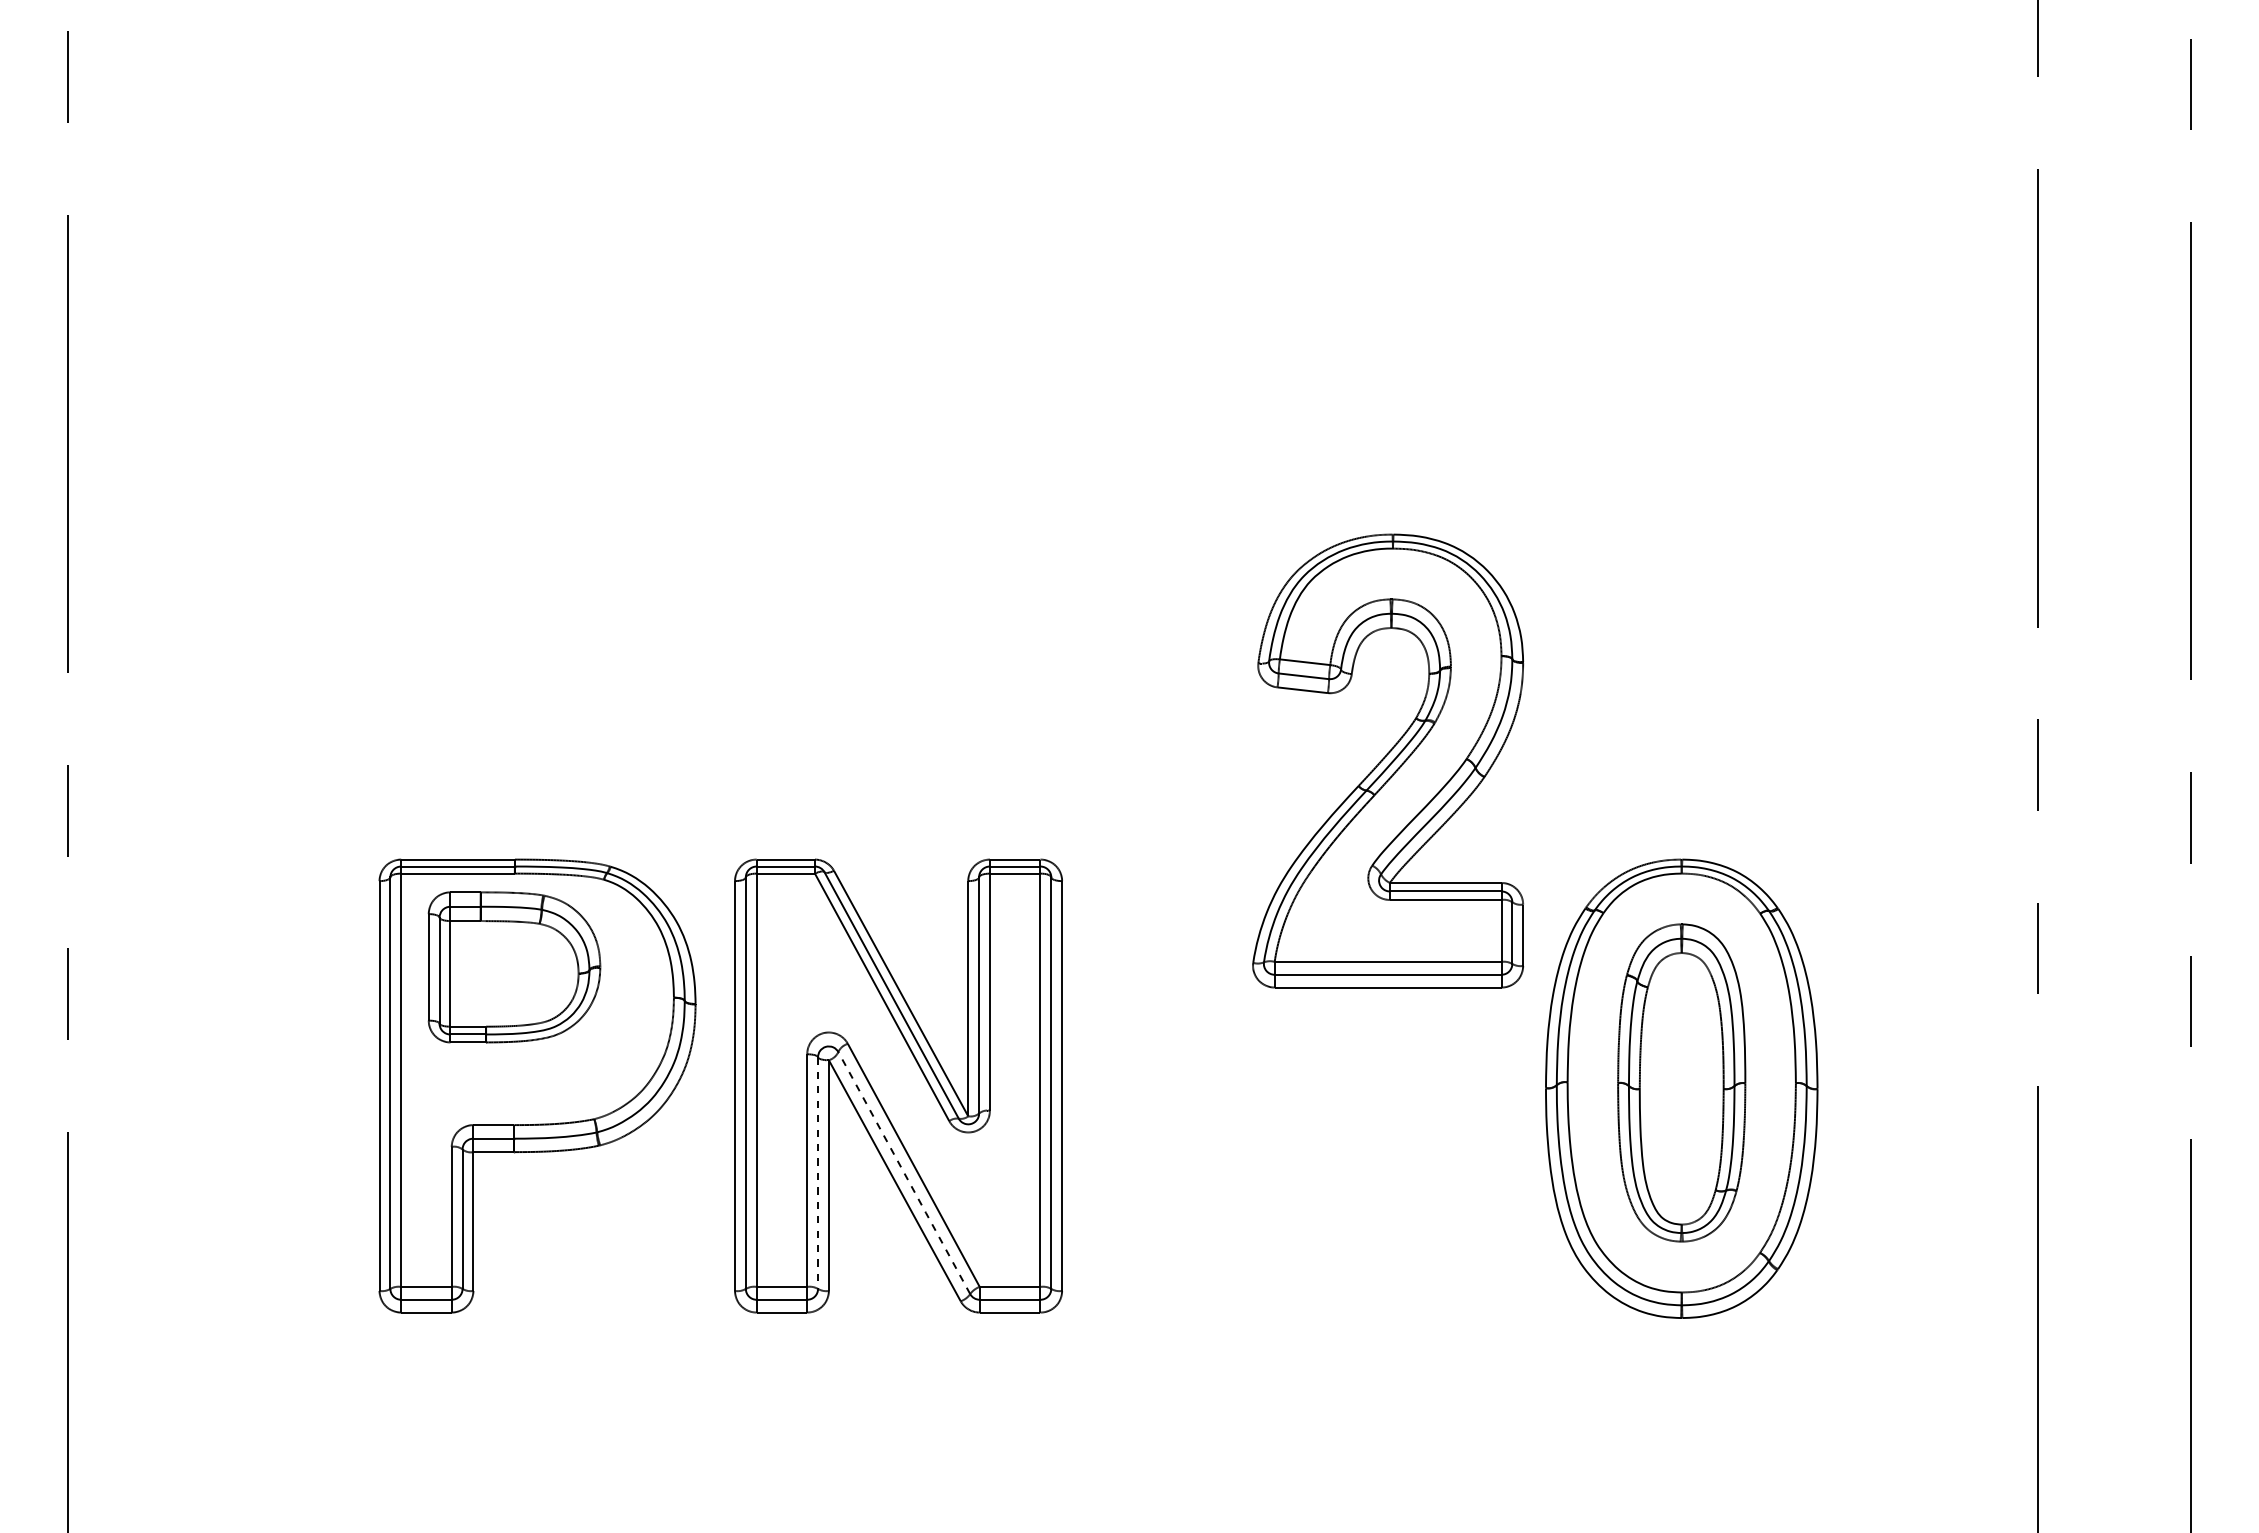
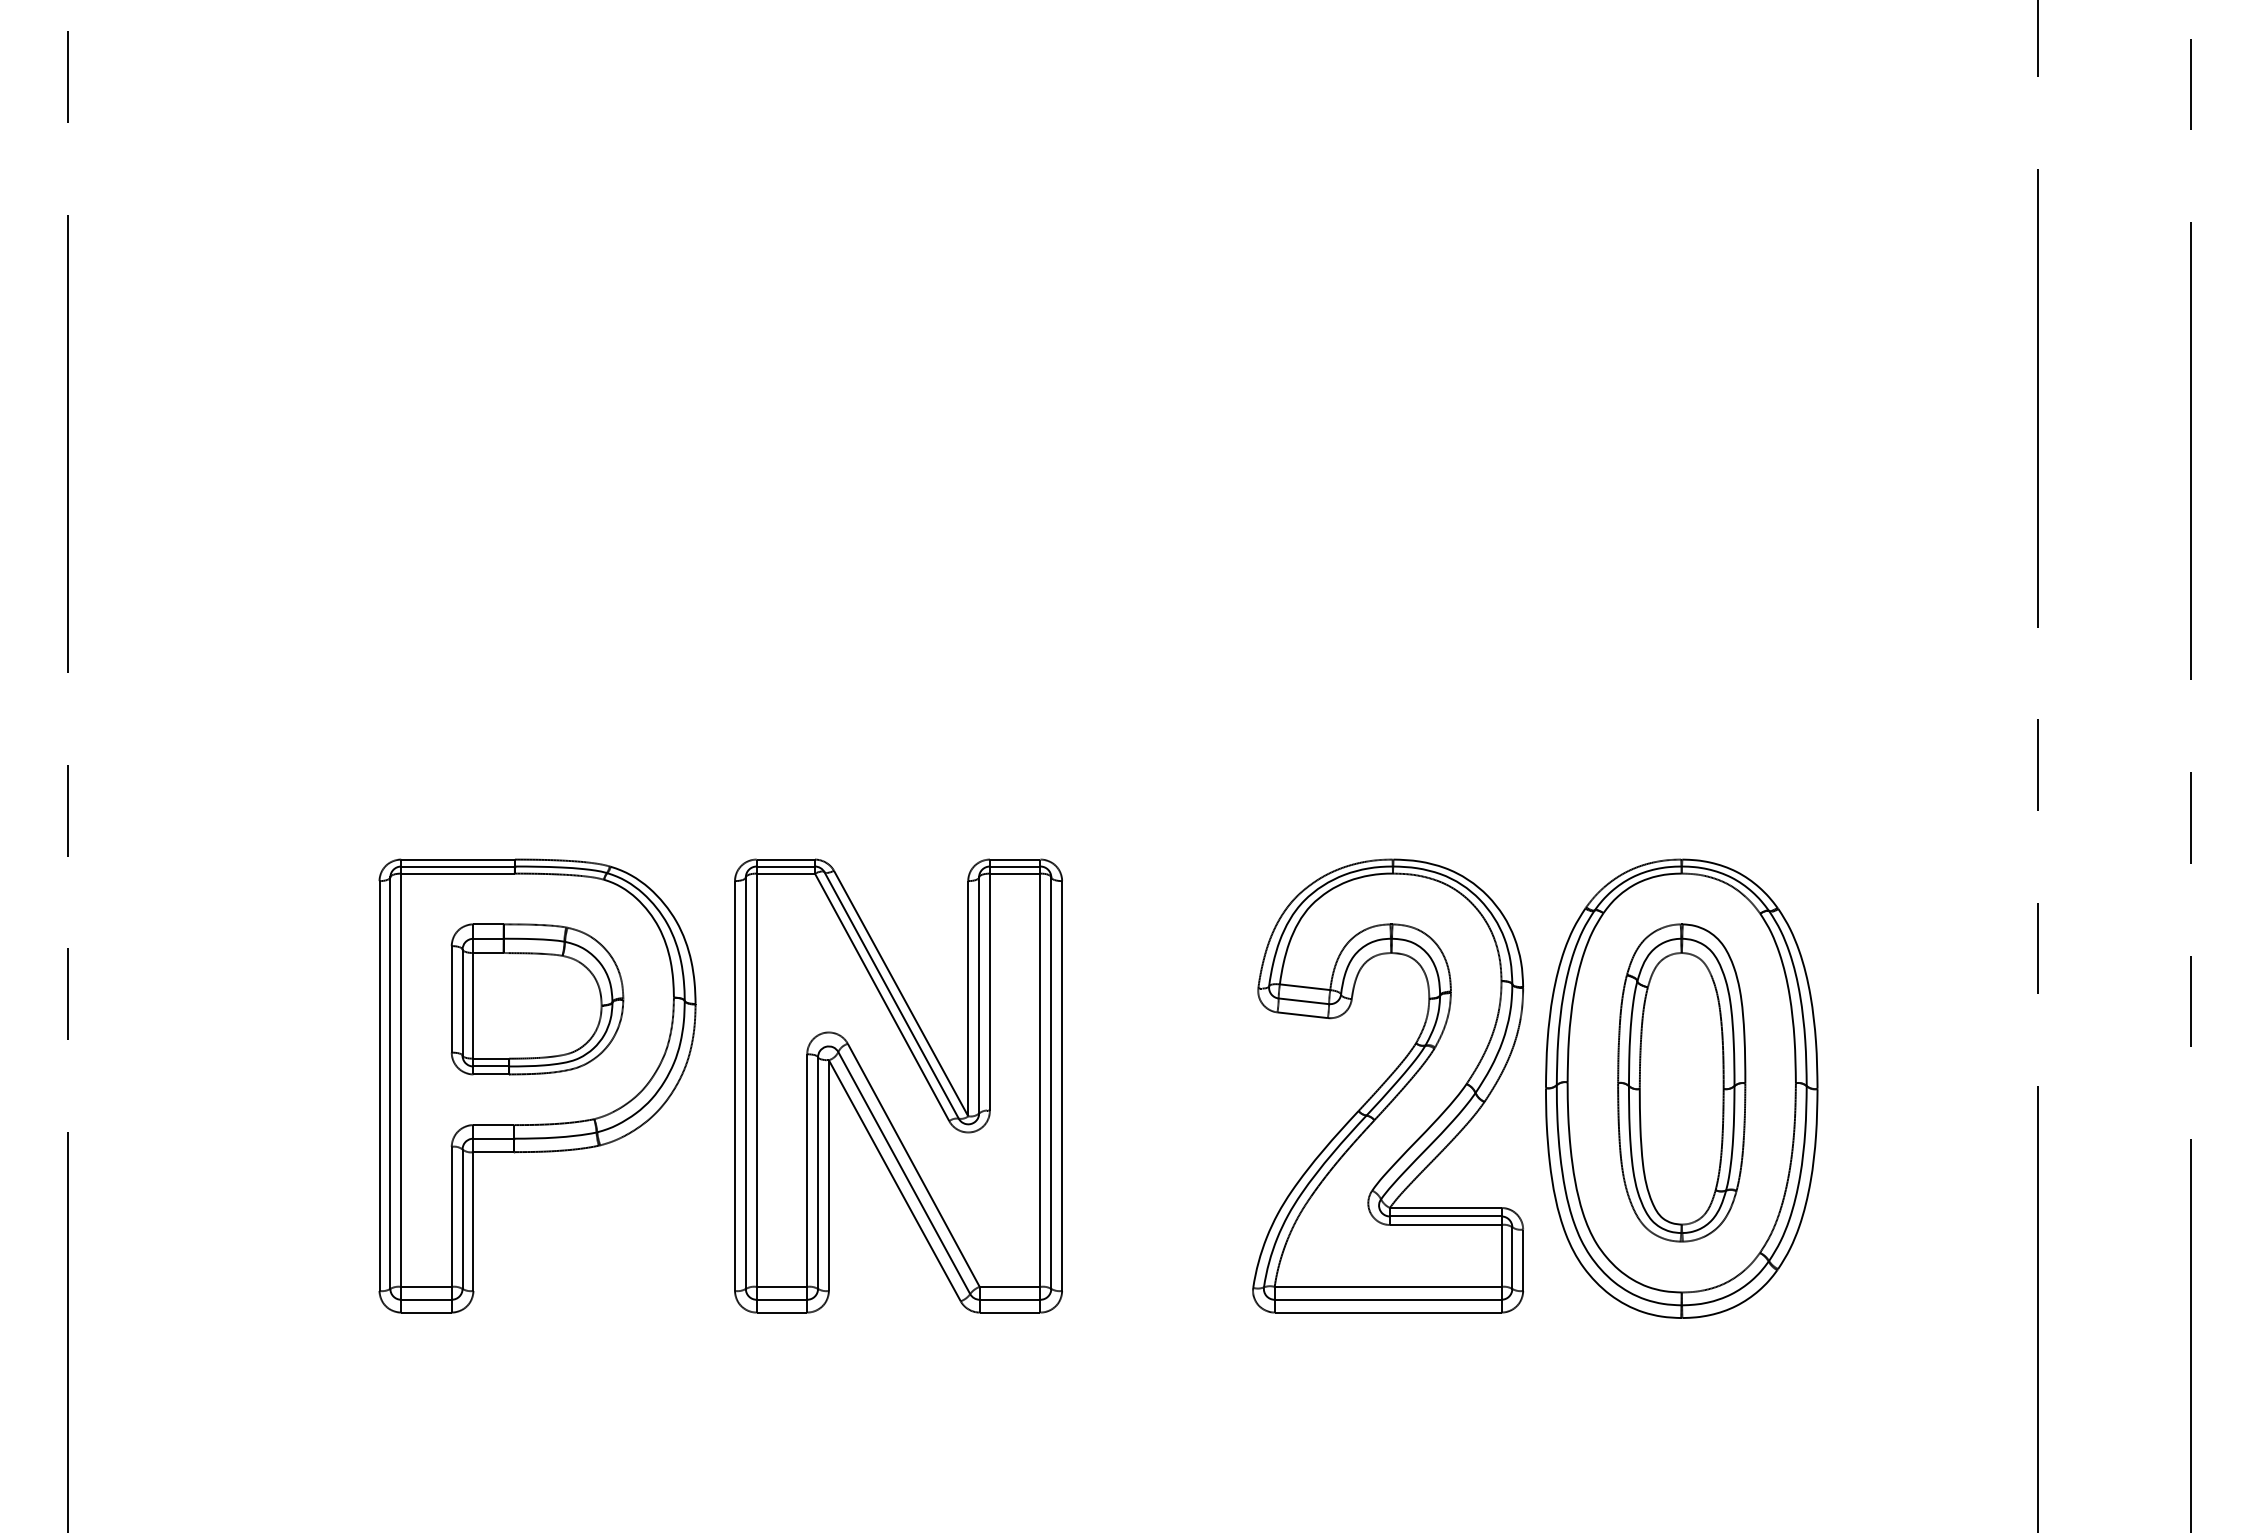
part position: (1388, 760) -> (1388, 1085) (1388, 1085)
part position: (514, 967) -> (537, 999) (537, 999)
line: dashed -> solid (903, 1172)
line: dashed -> solid (818, 1173)
